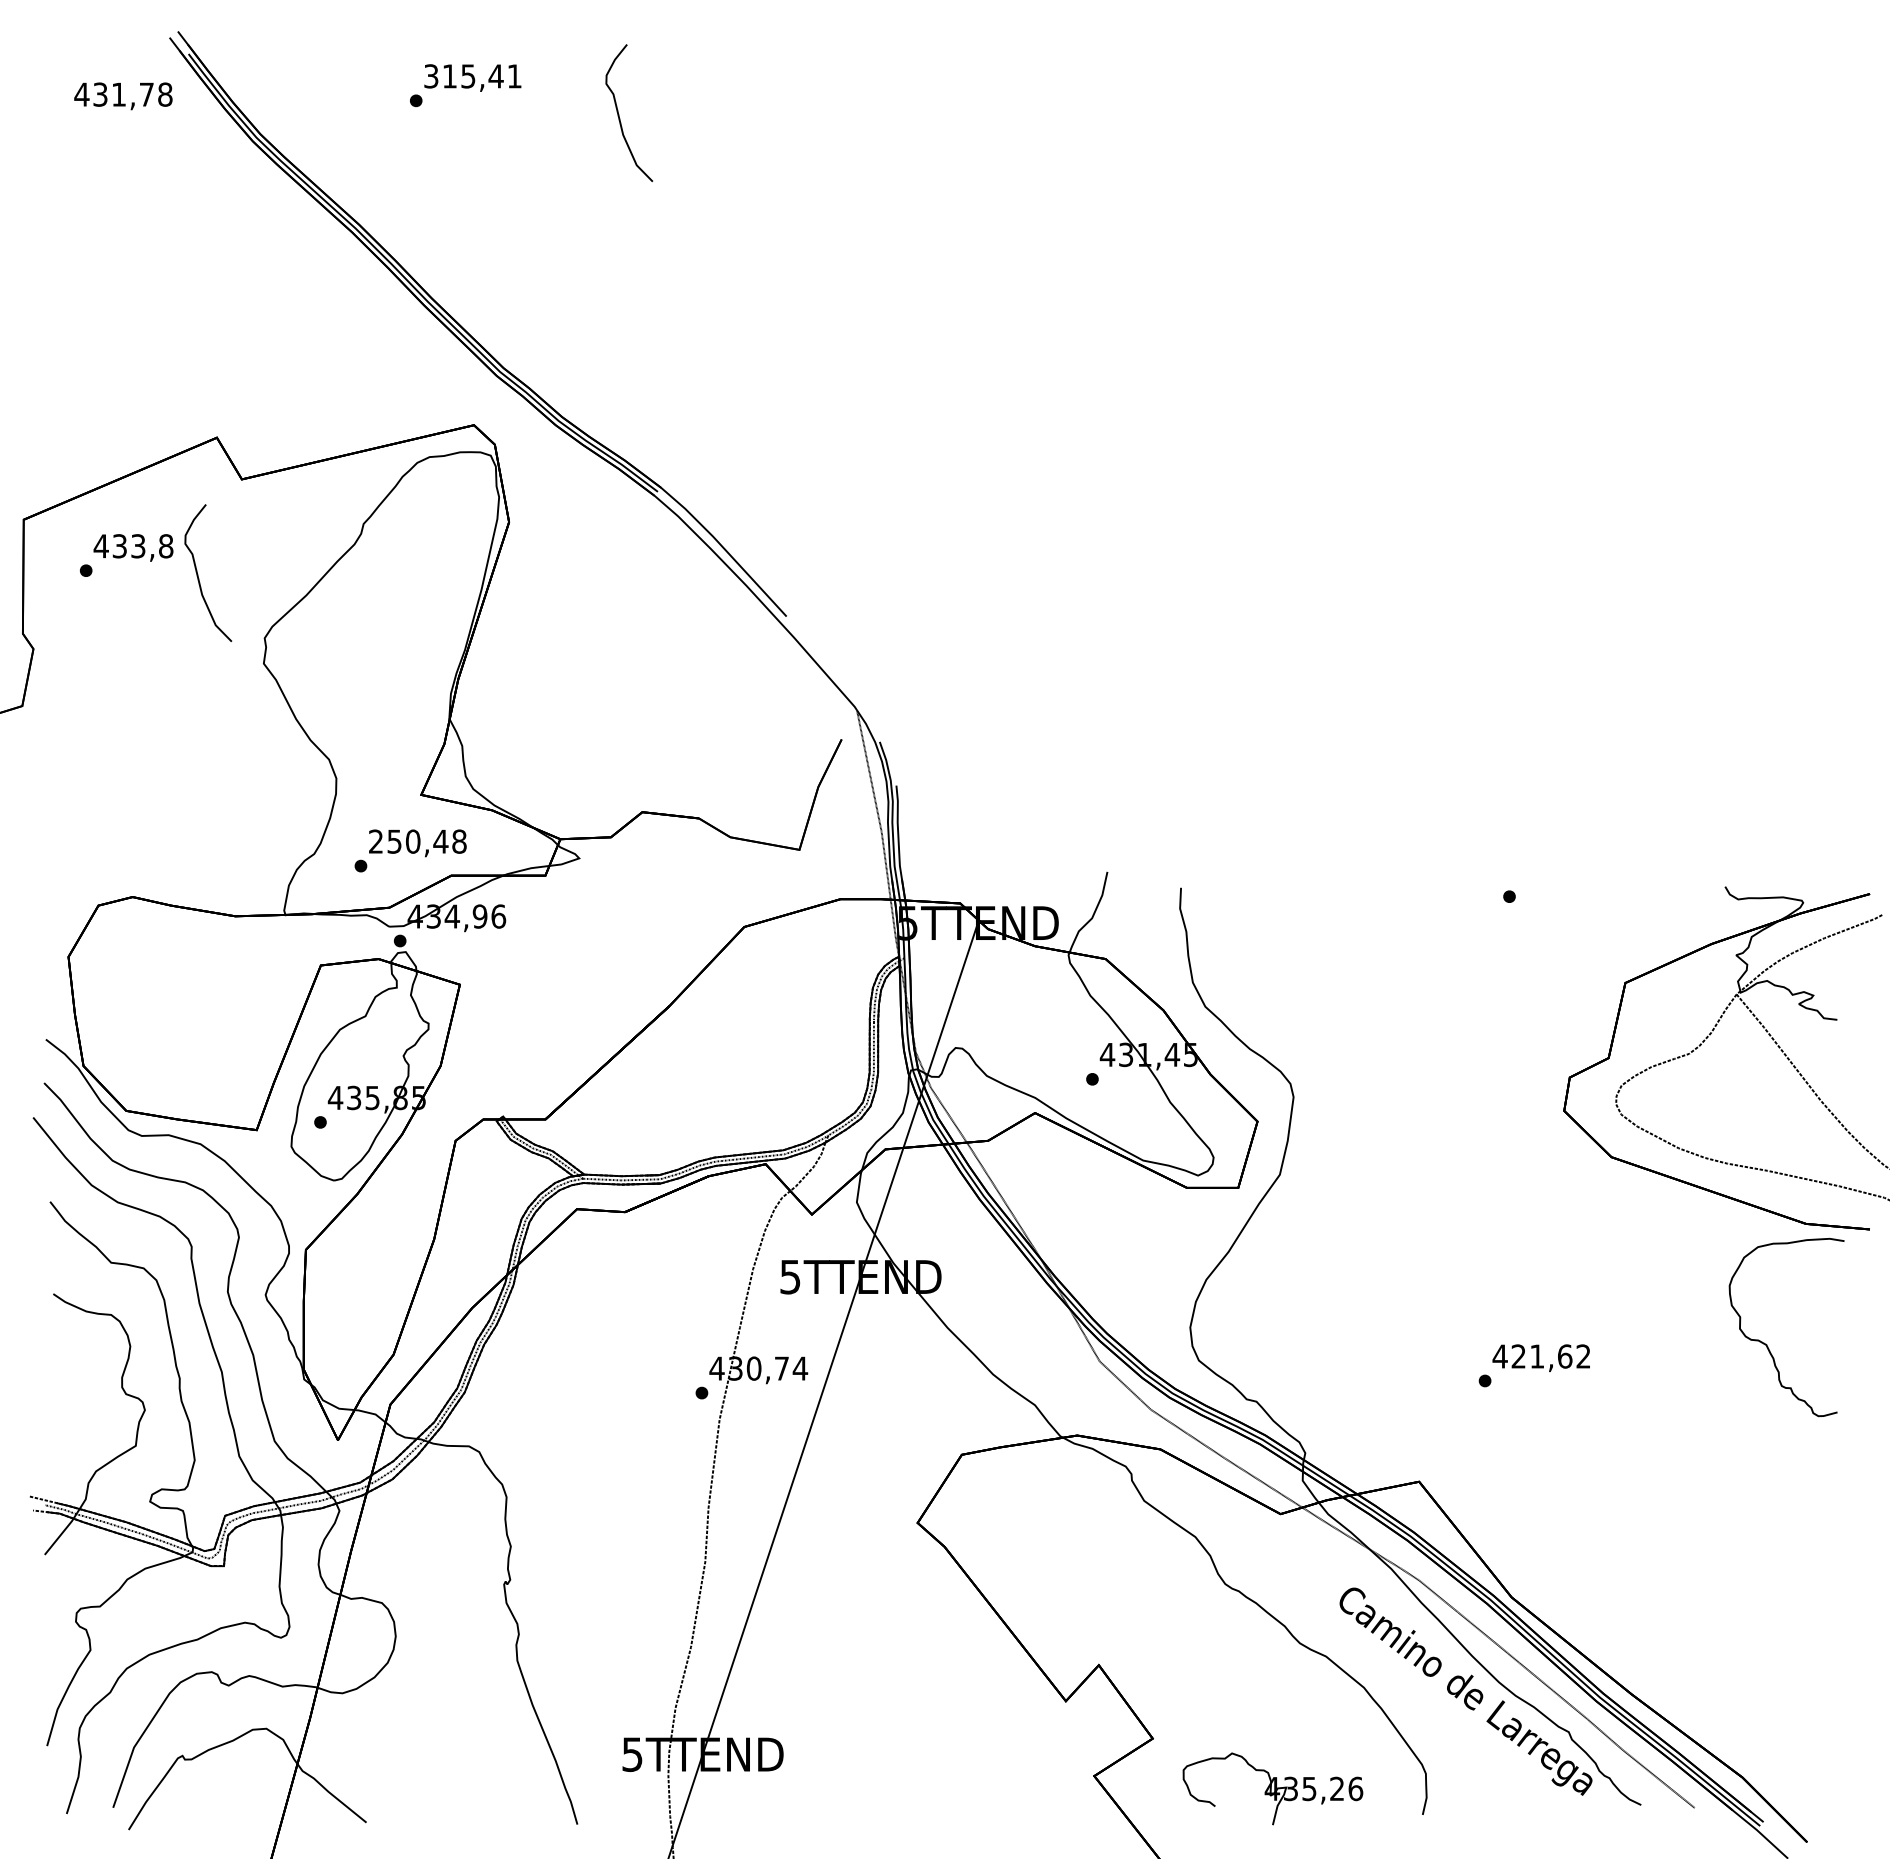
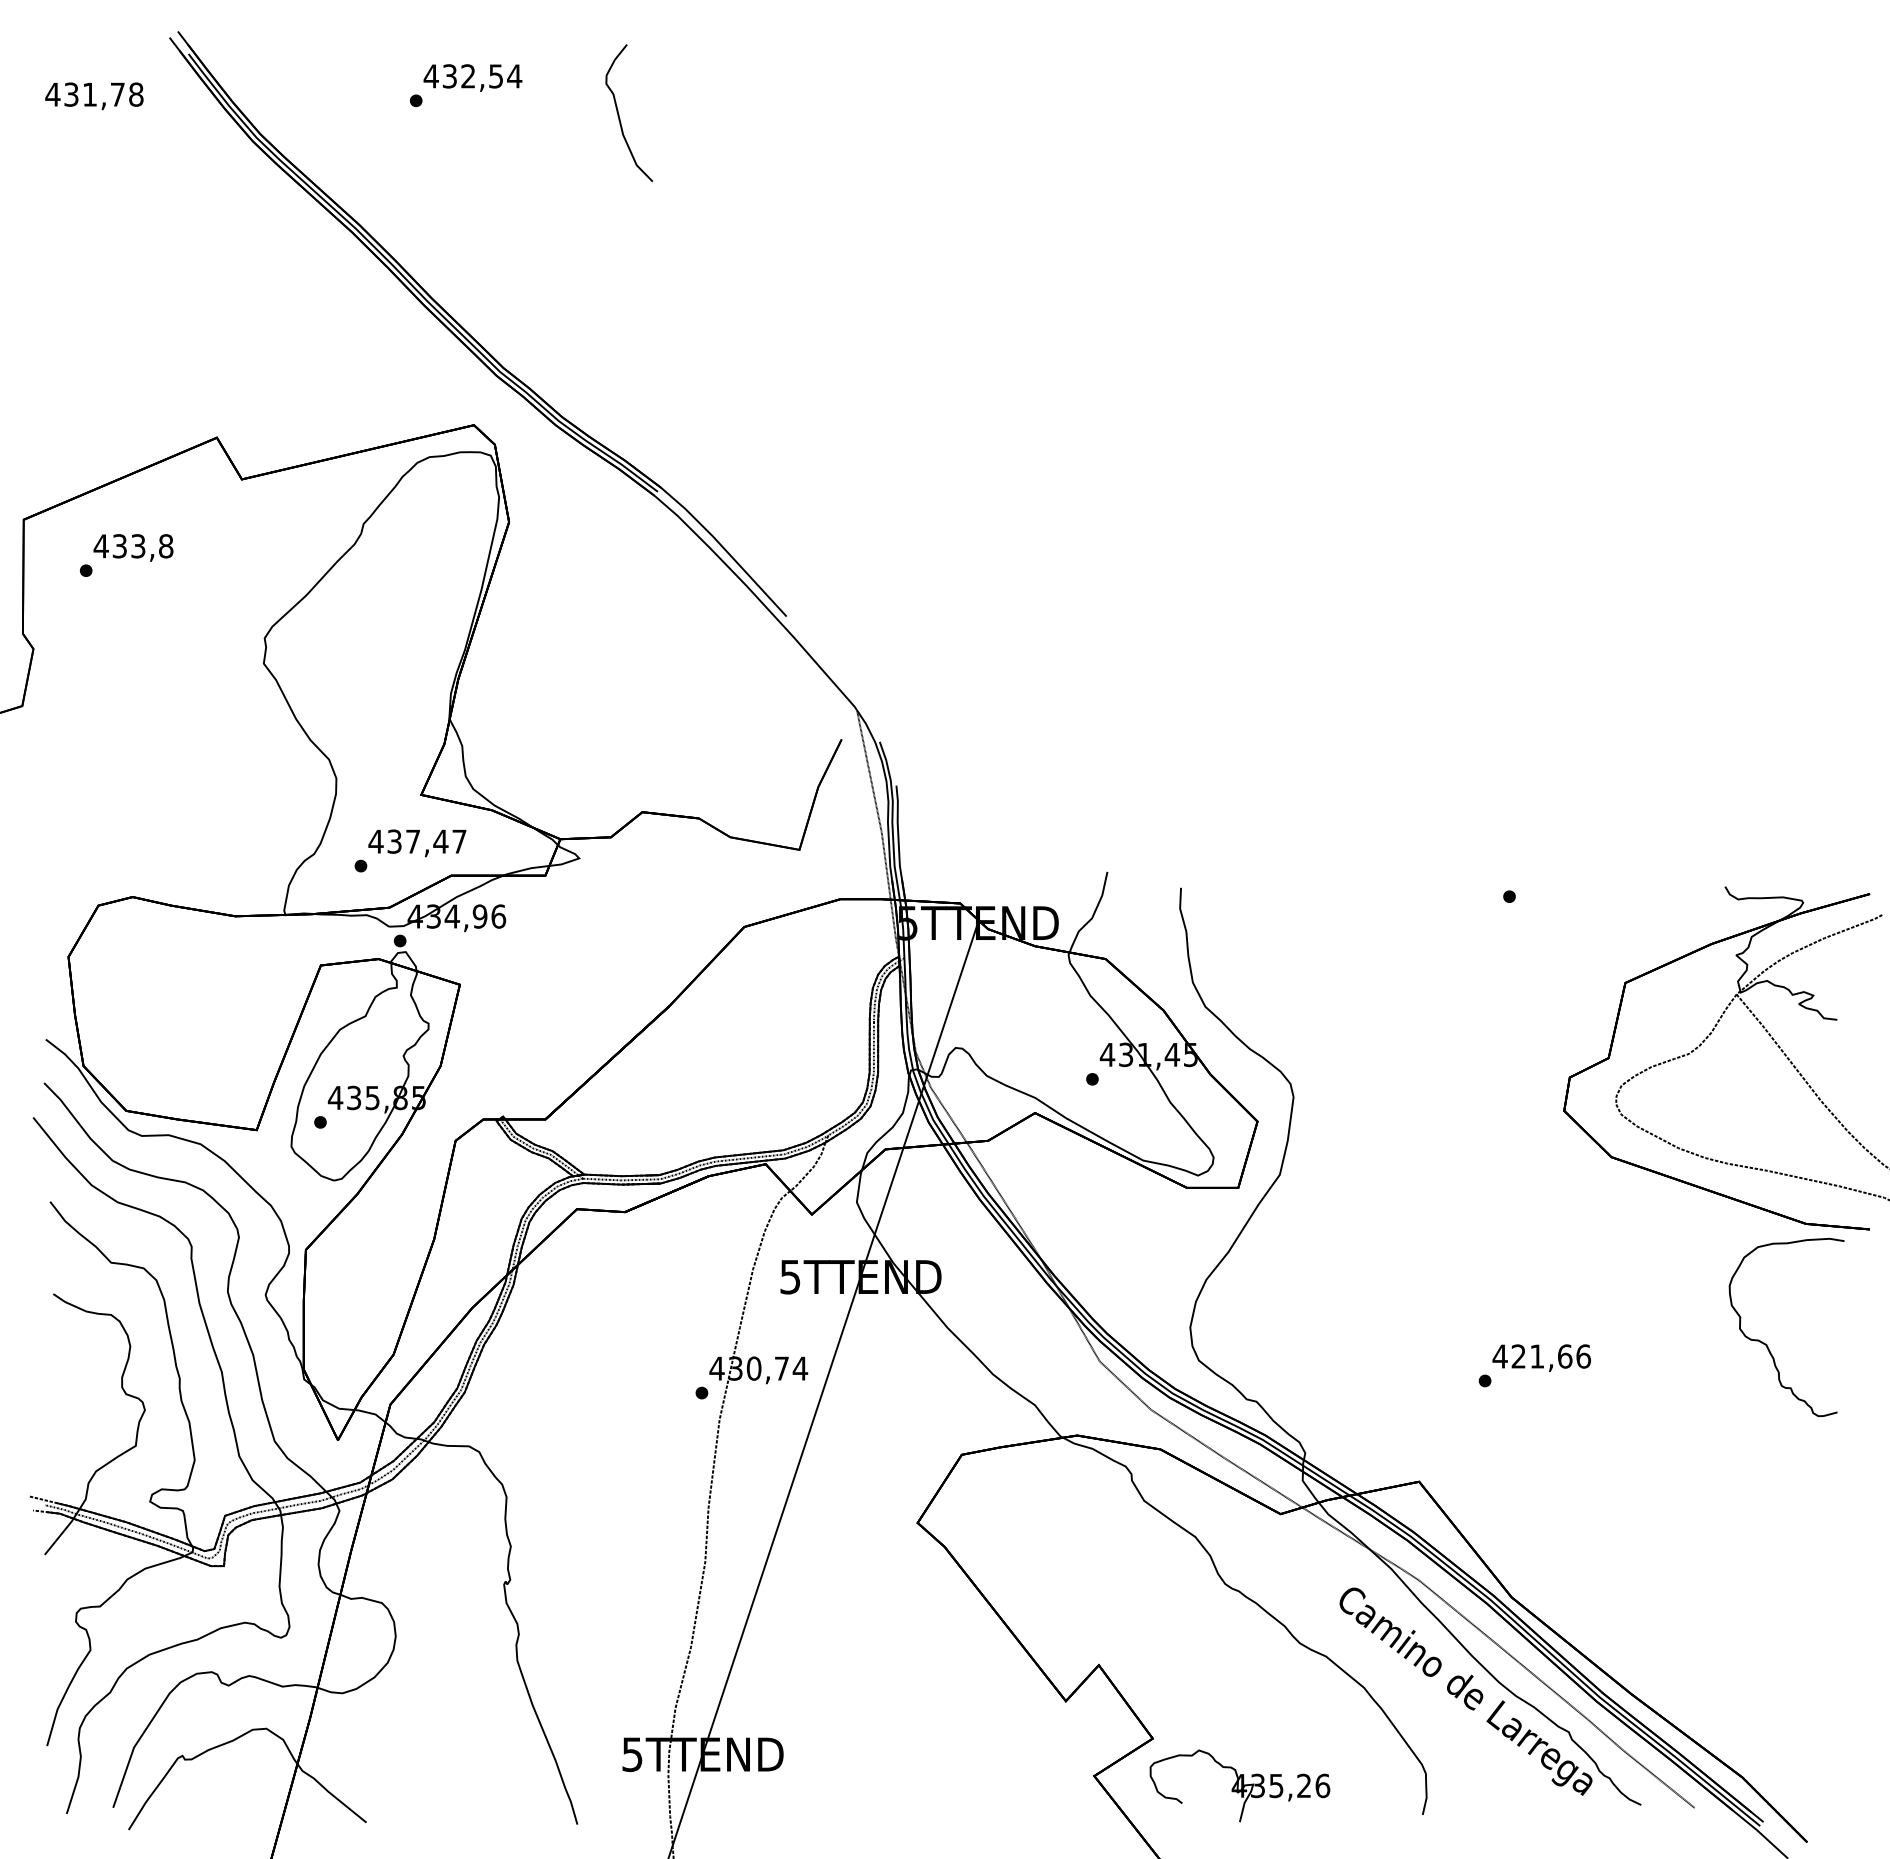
text: 315,41 -> 432,54 (472, 76)
text position: (123, 96) -> (94, 96) (94, 96)
part: present -> none (198, 574)
text: 250,48 -> 437,47 (417, 841)
text: 421,62 -> 421,66 (1583, 1356)
part position: (1272, 1788) -> (1239, 1785) (1239, 1785)
